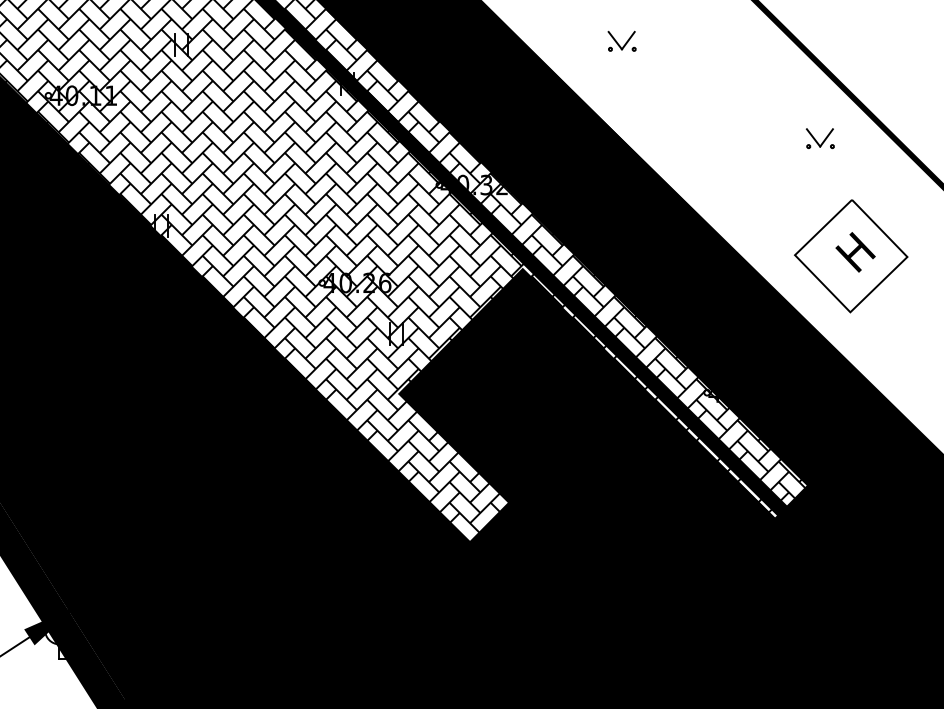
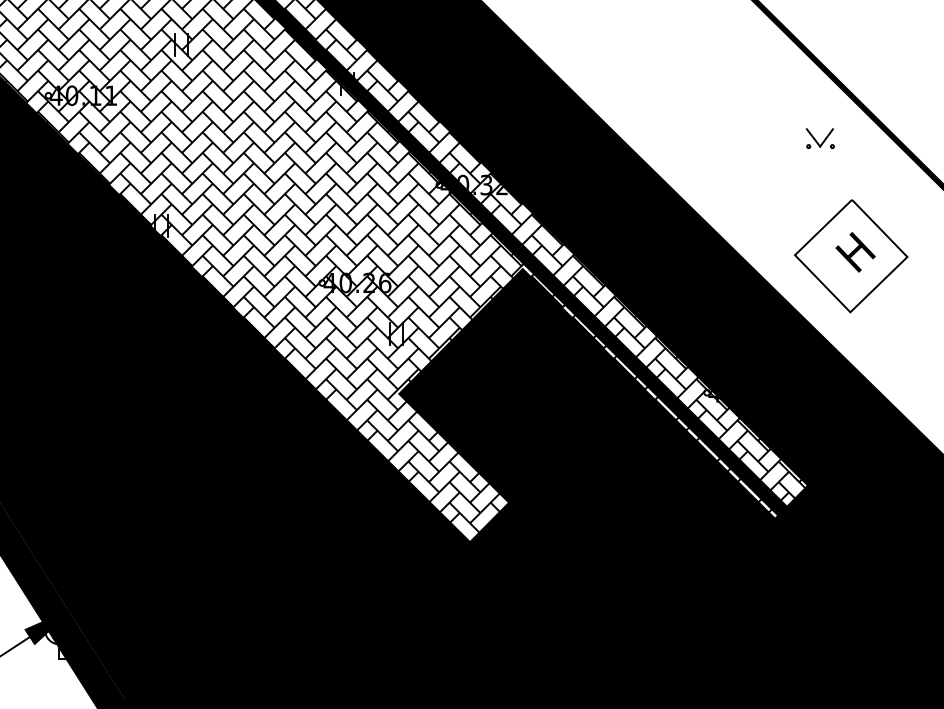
part: present -> none (621, 40)
